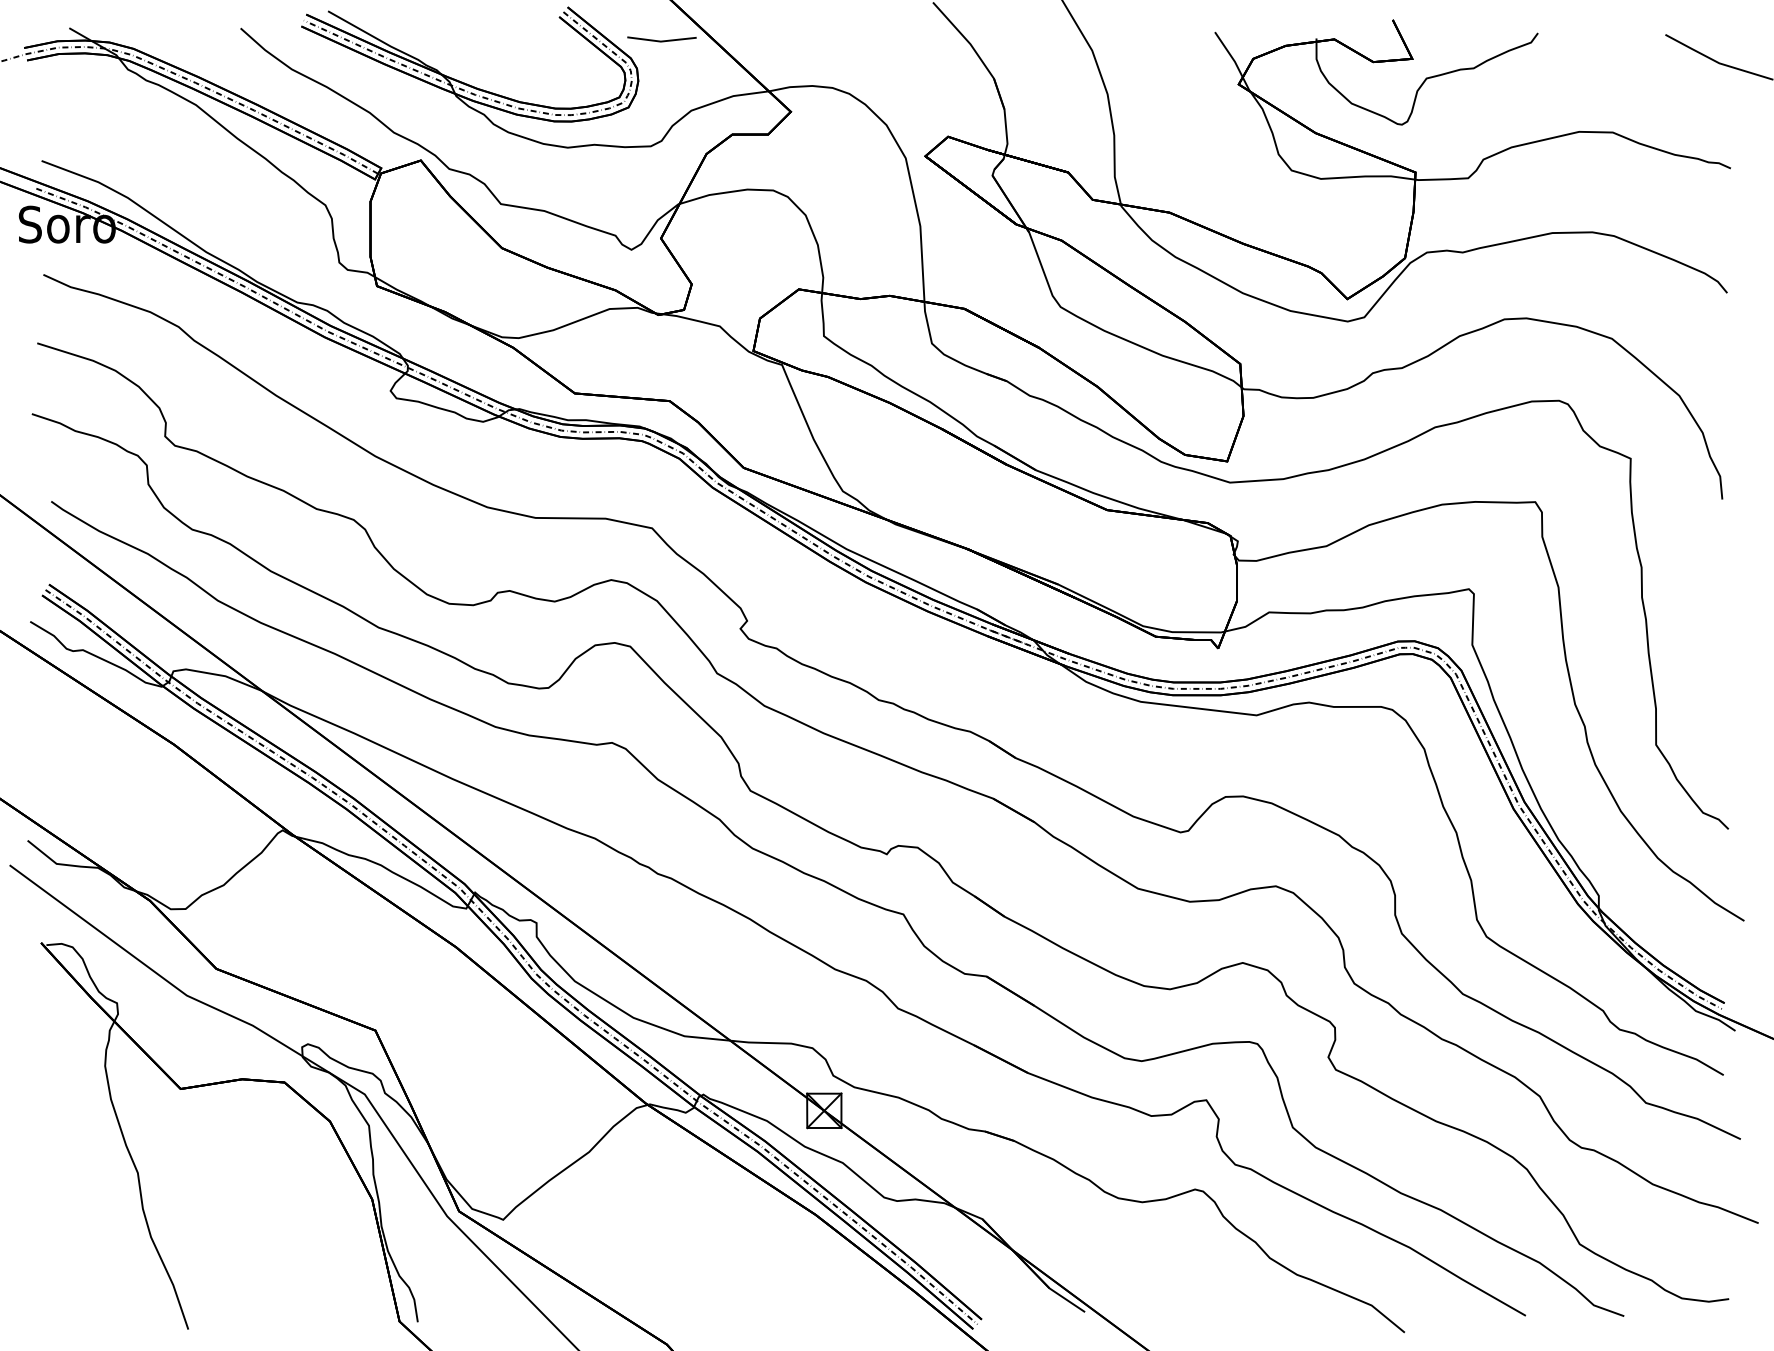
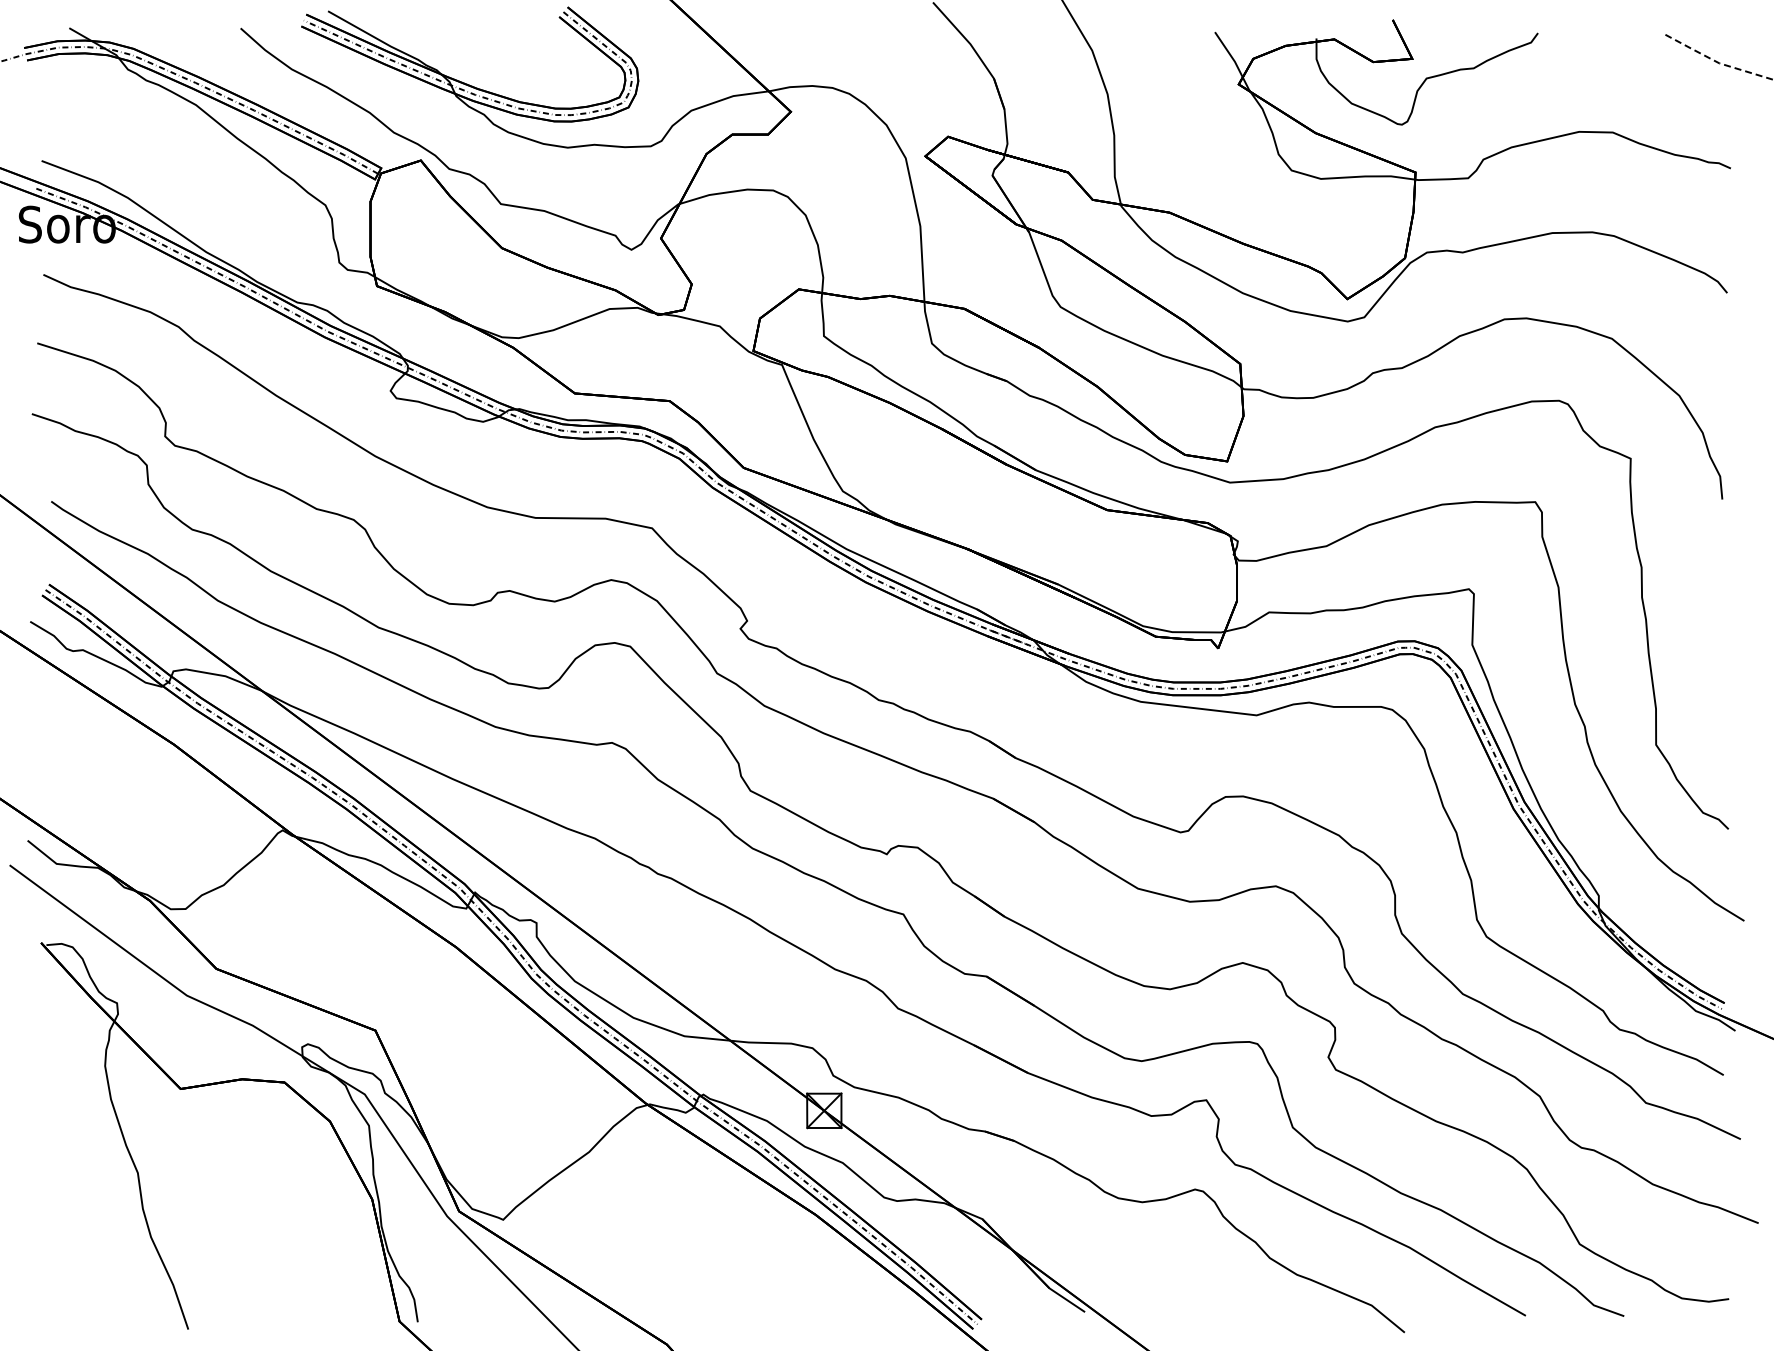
line: present -> none (661, 40)
line: solid -> dashed (1717, 62)
